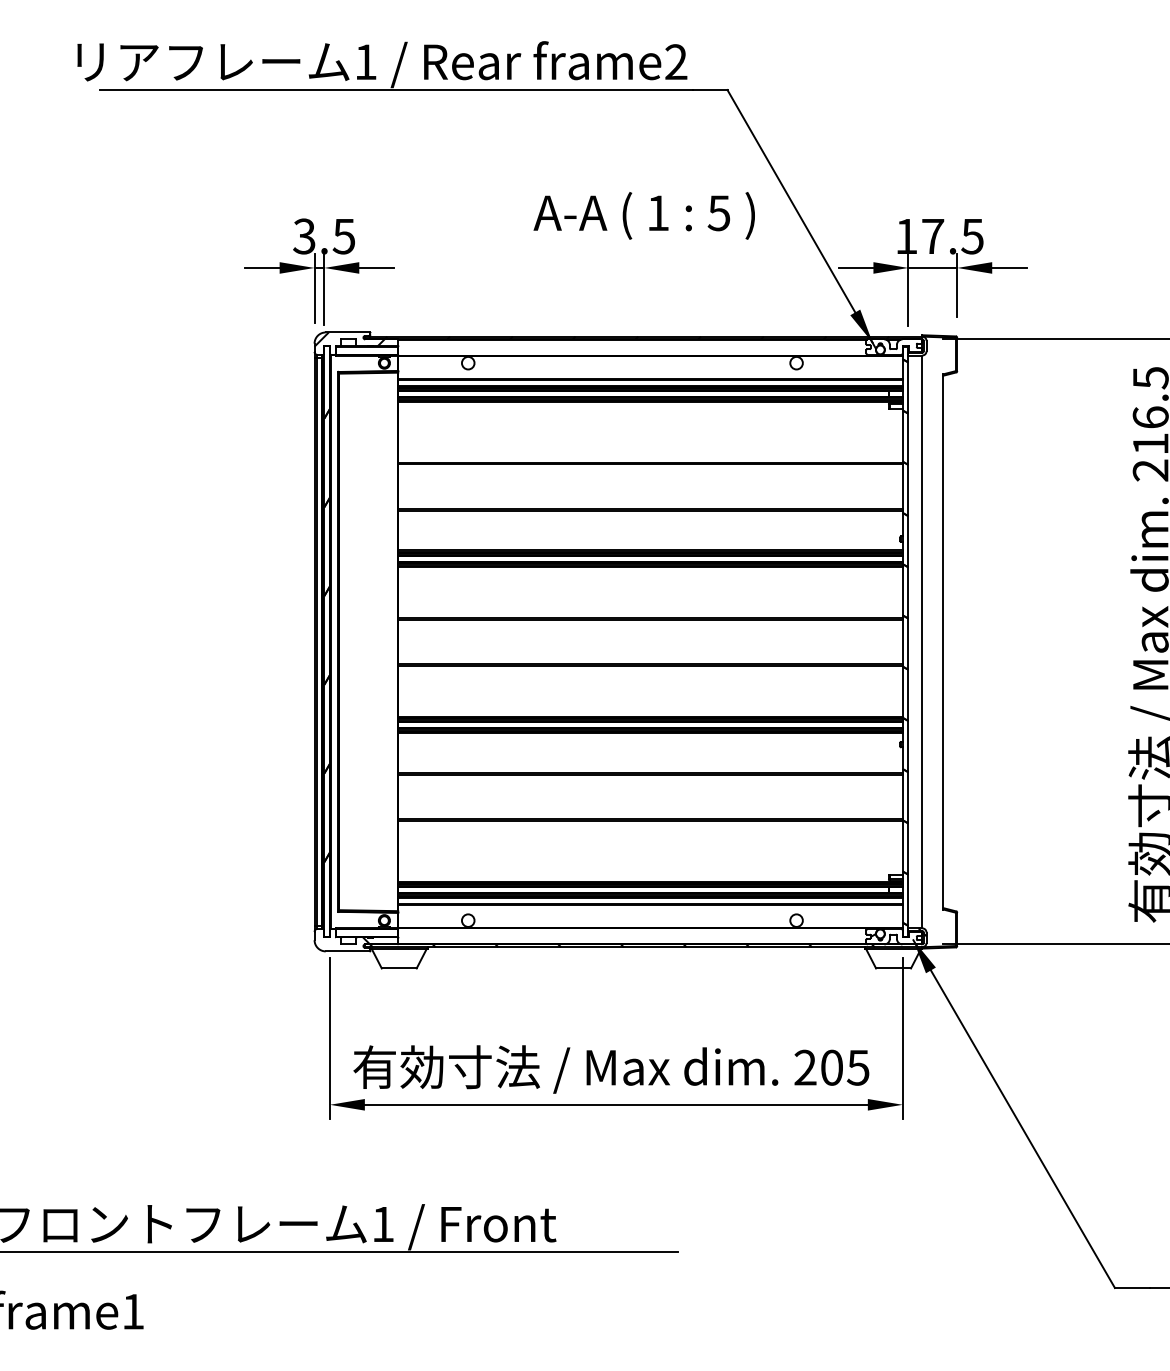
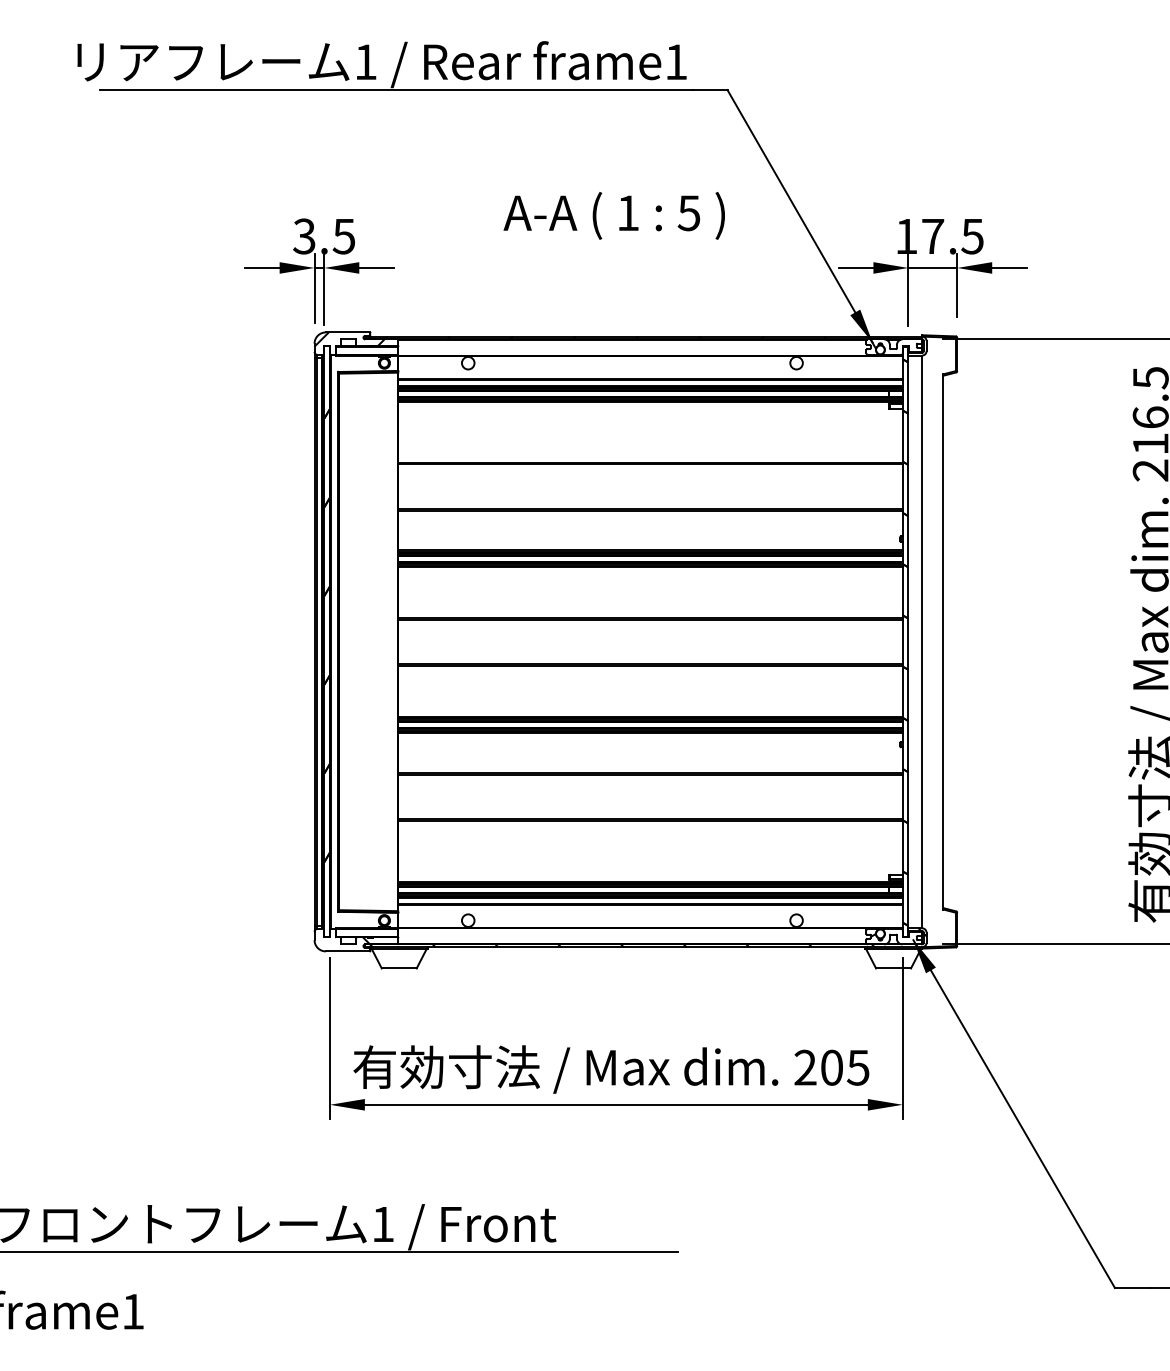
text: frame2 -> frame1 (676, 61)
text position: (643, 215) -> (613, 215) (613, 215)
